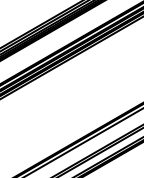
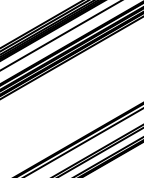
line: none -> present (60, 35)
